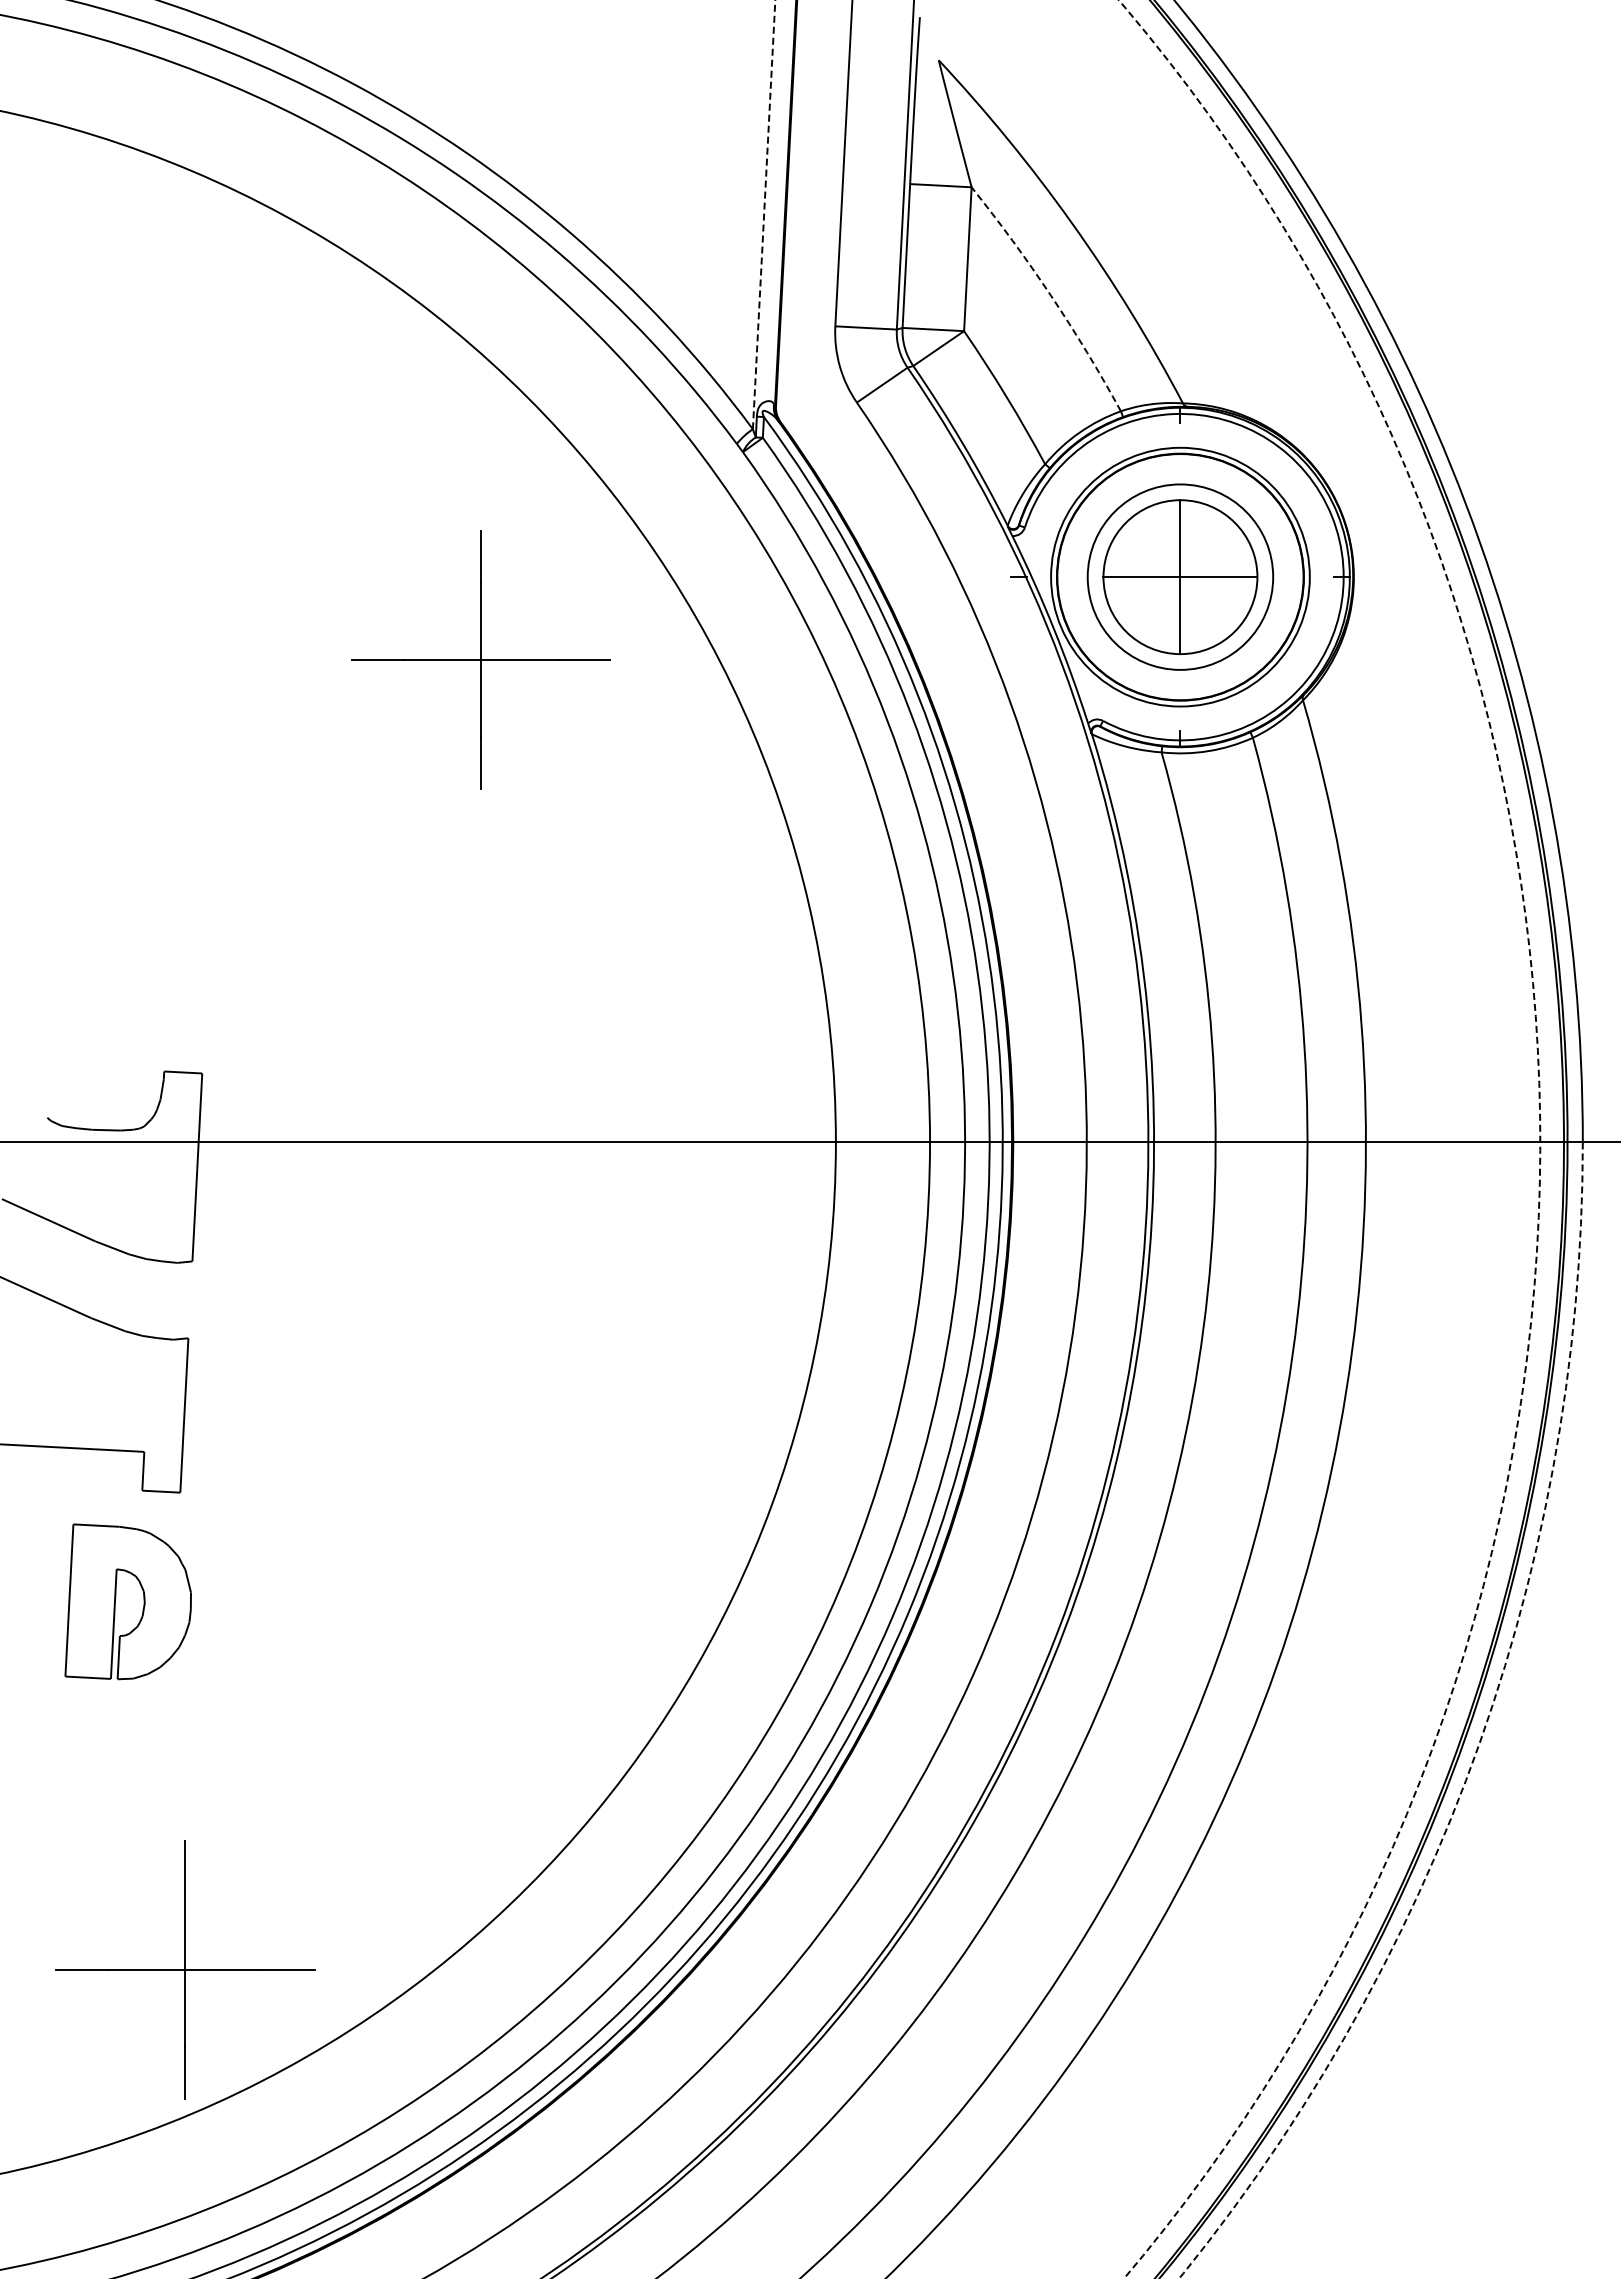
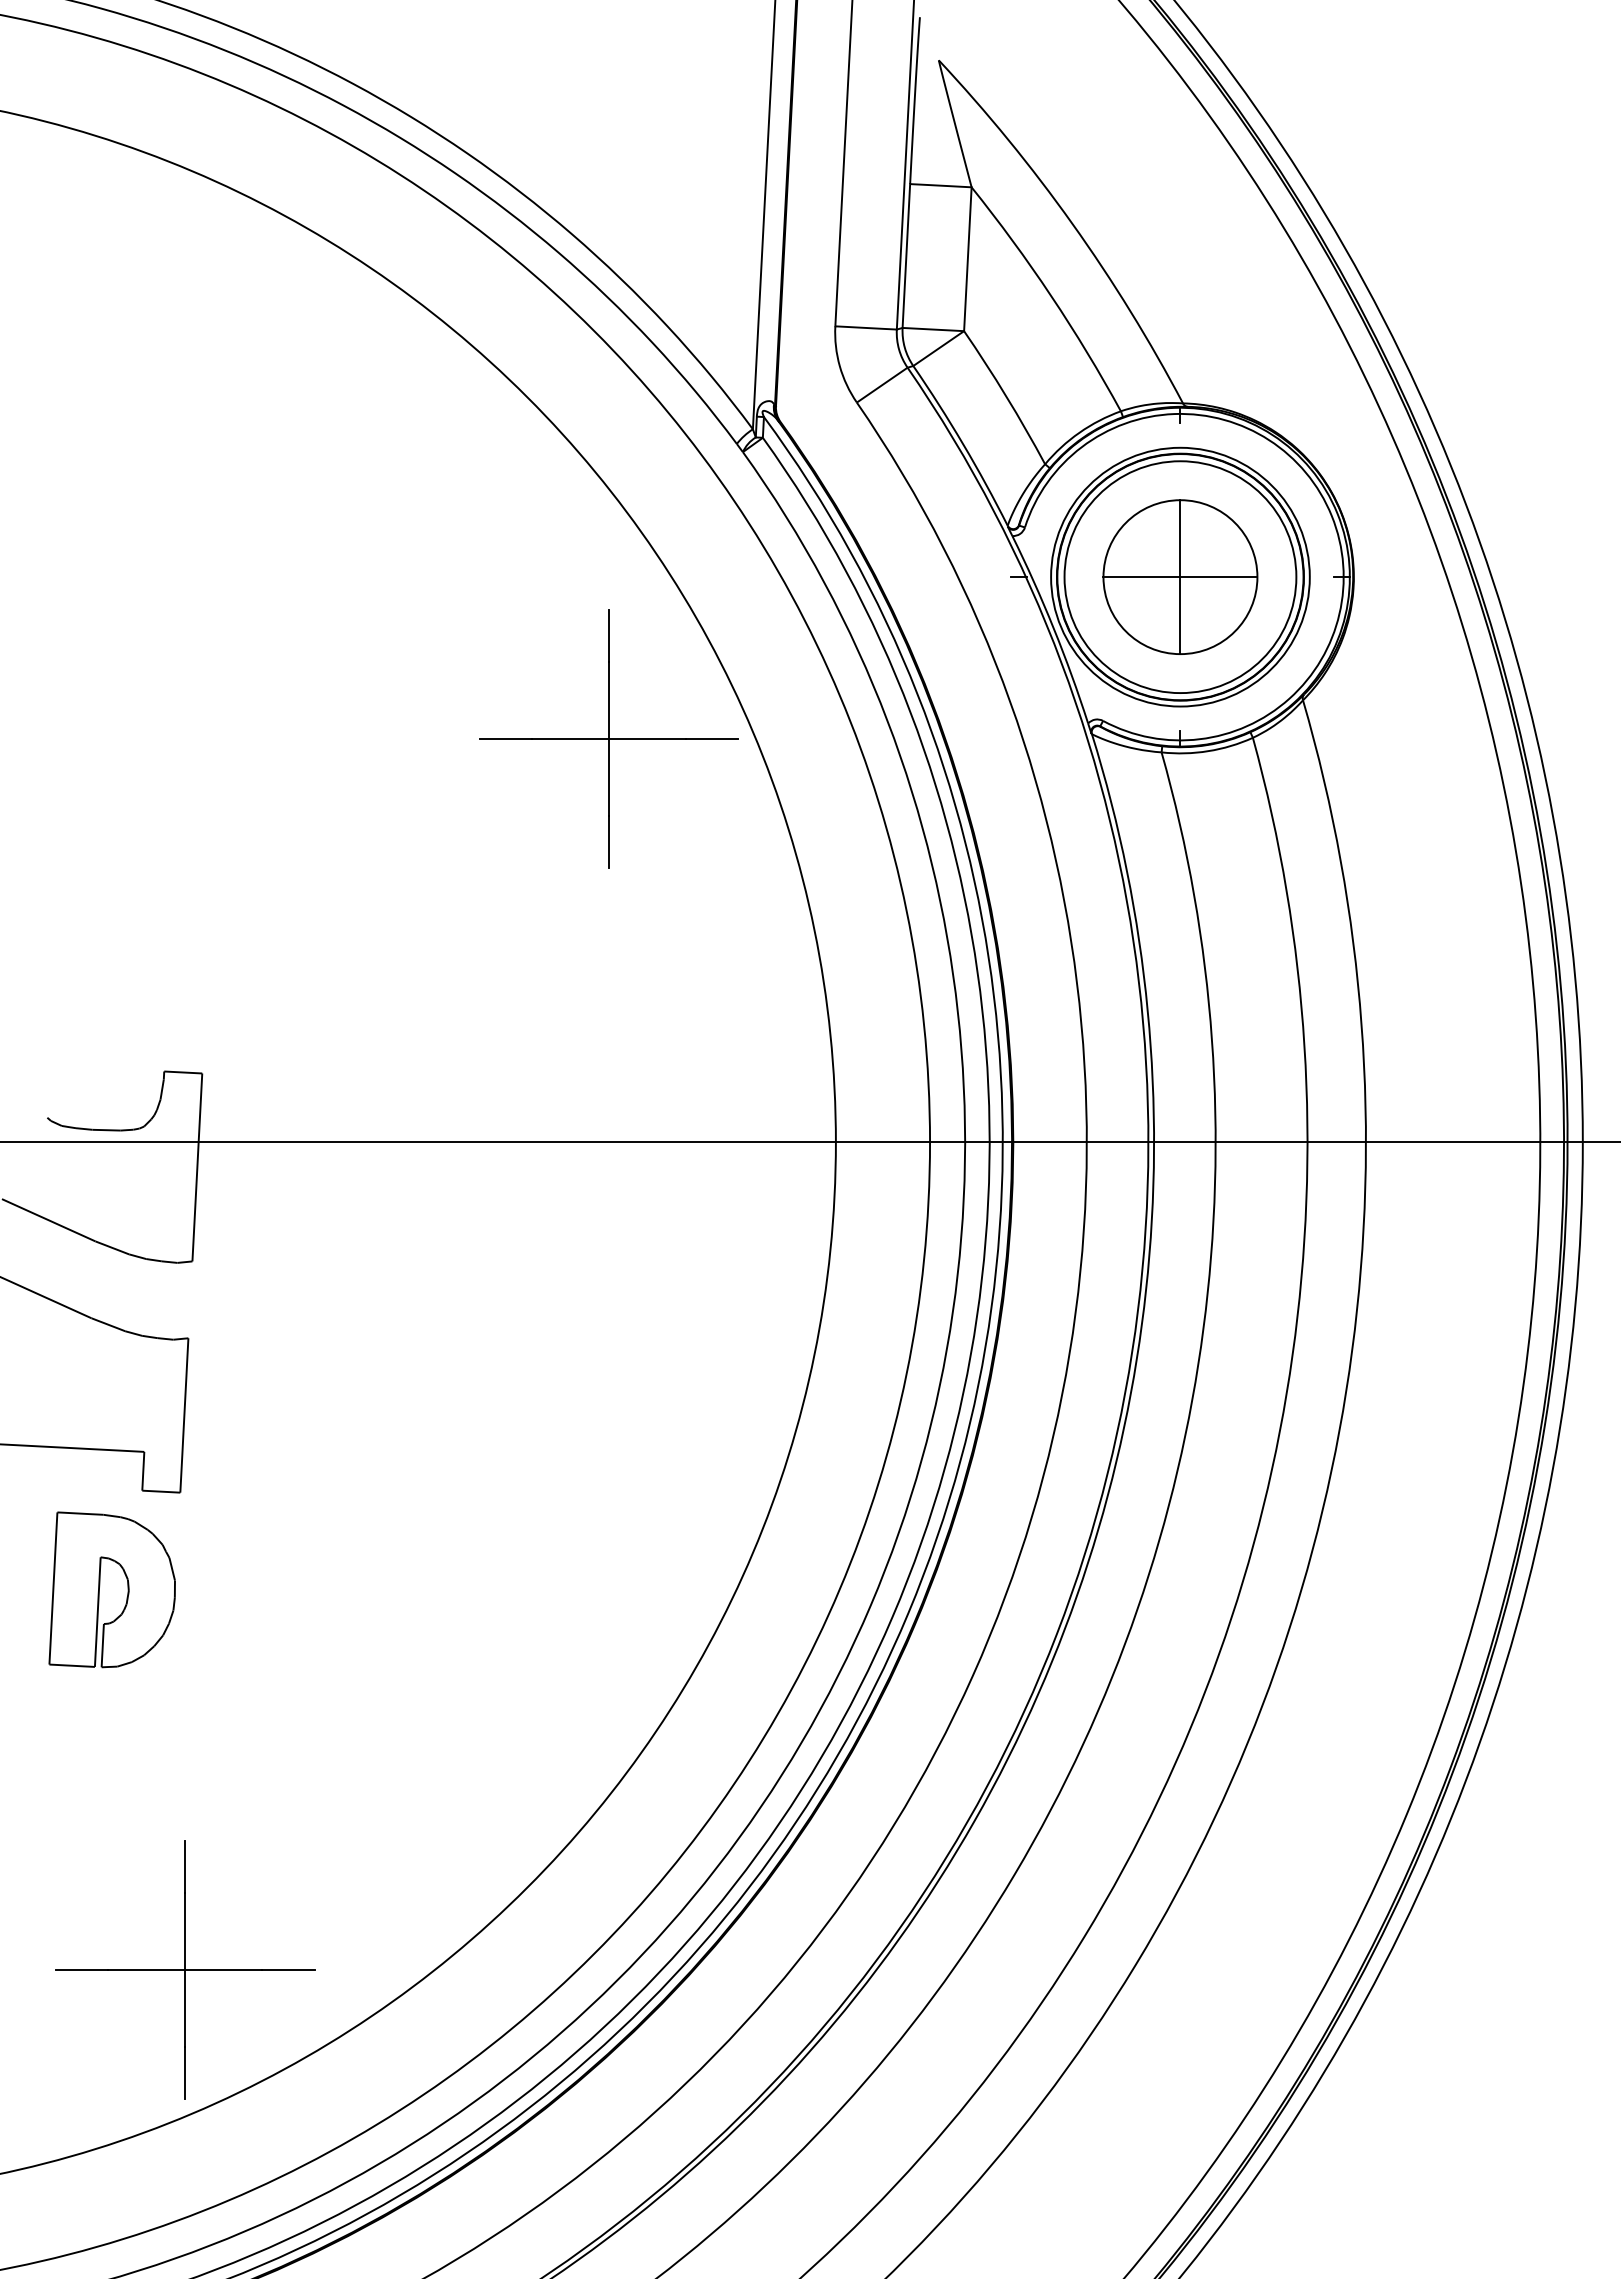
line: dashed -> solid (764, 214)
arc: dashed -> solid (1051, 296)
circle diameter: 185 px -> 232 px (1180, 577)
part position: (480, 659) -> (608, 738) (608, 738)
arc: dashed -> solid (1540, 1139)
part position: (116, 1597) -> (100, 1585) (100, 1585)
arc: dashed -> solid (1479, 1744)
